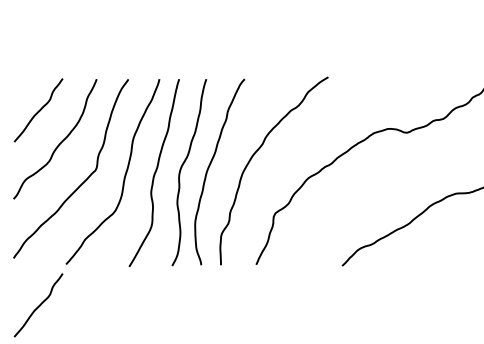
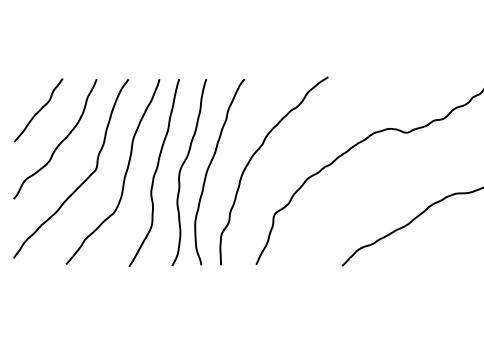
curve: present -> none (38, 305)
